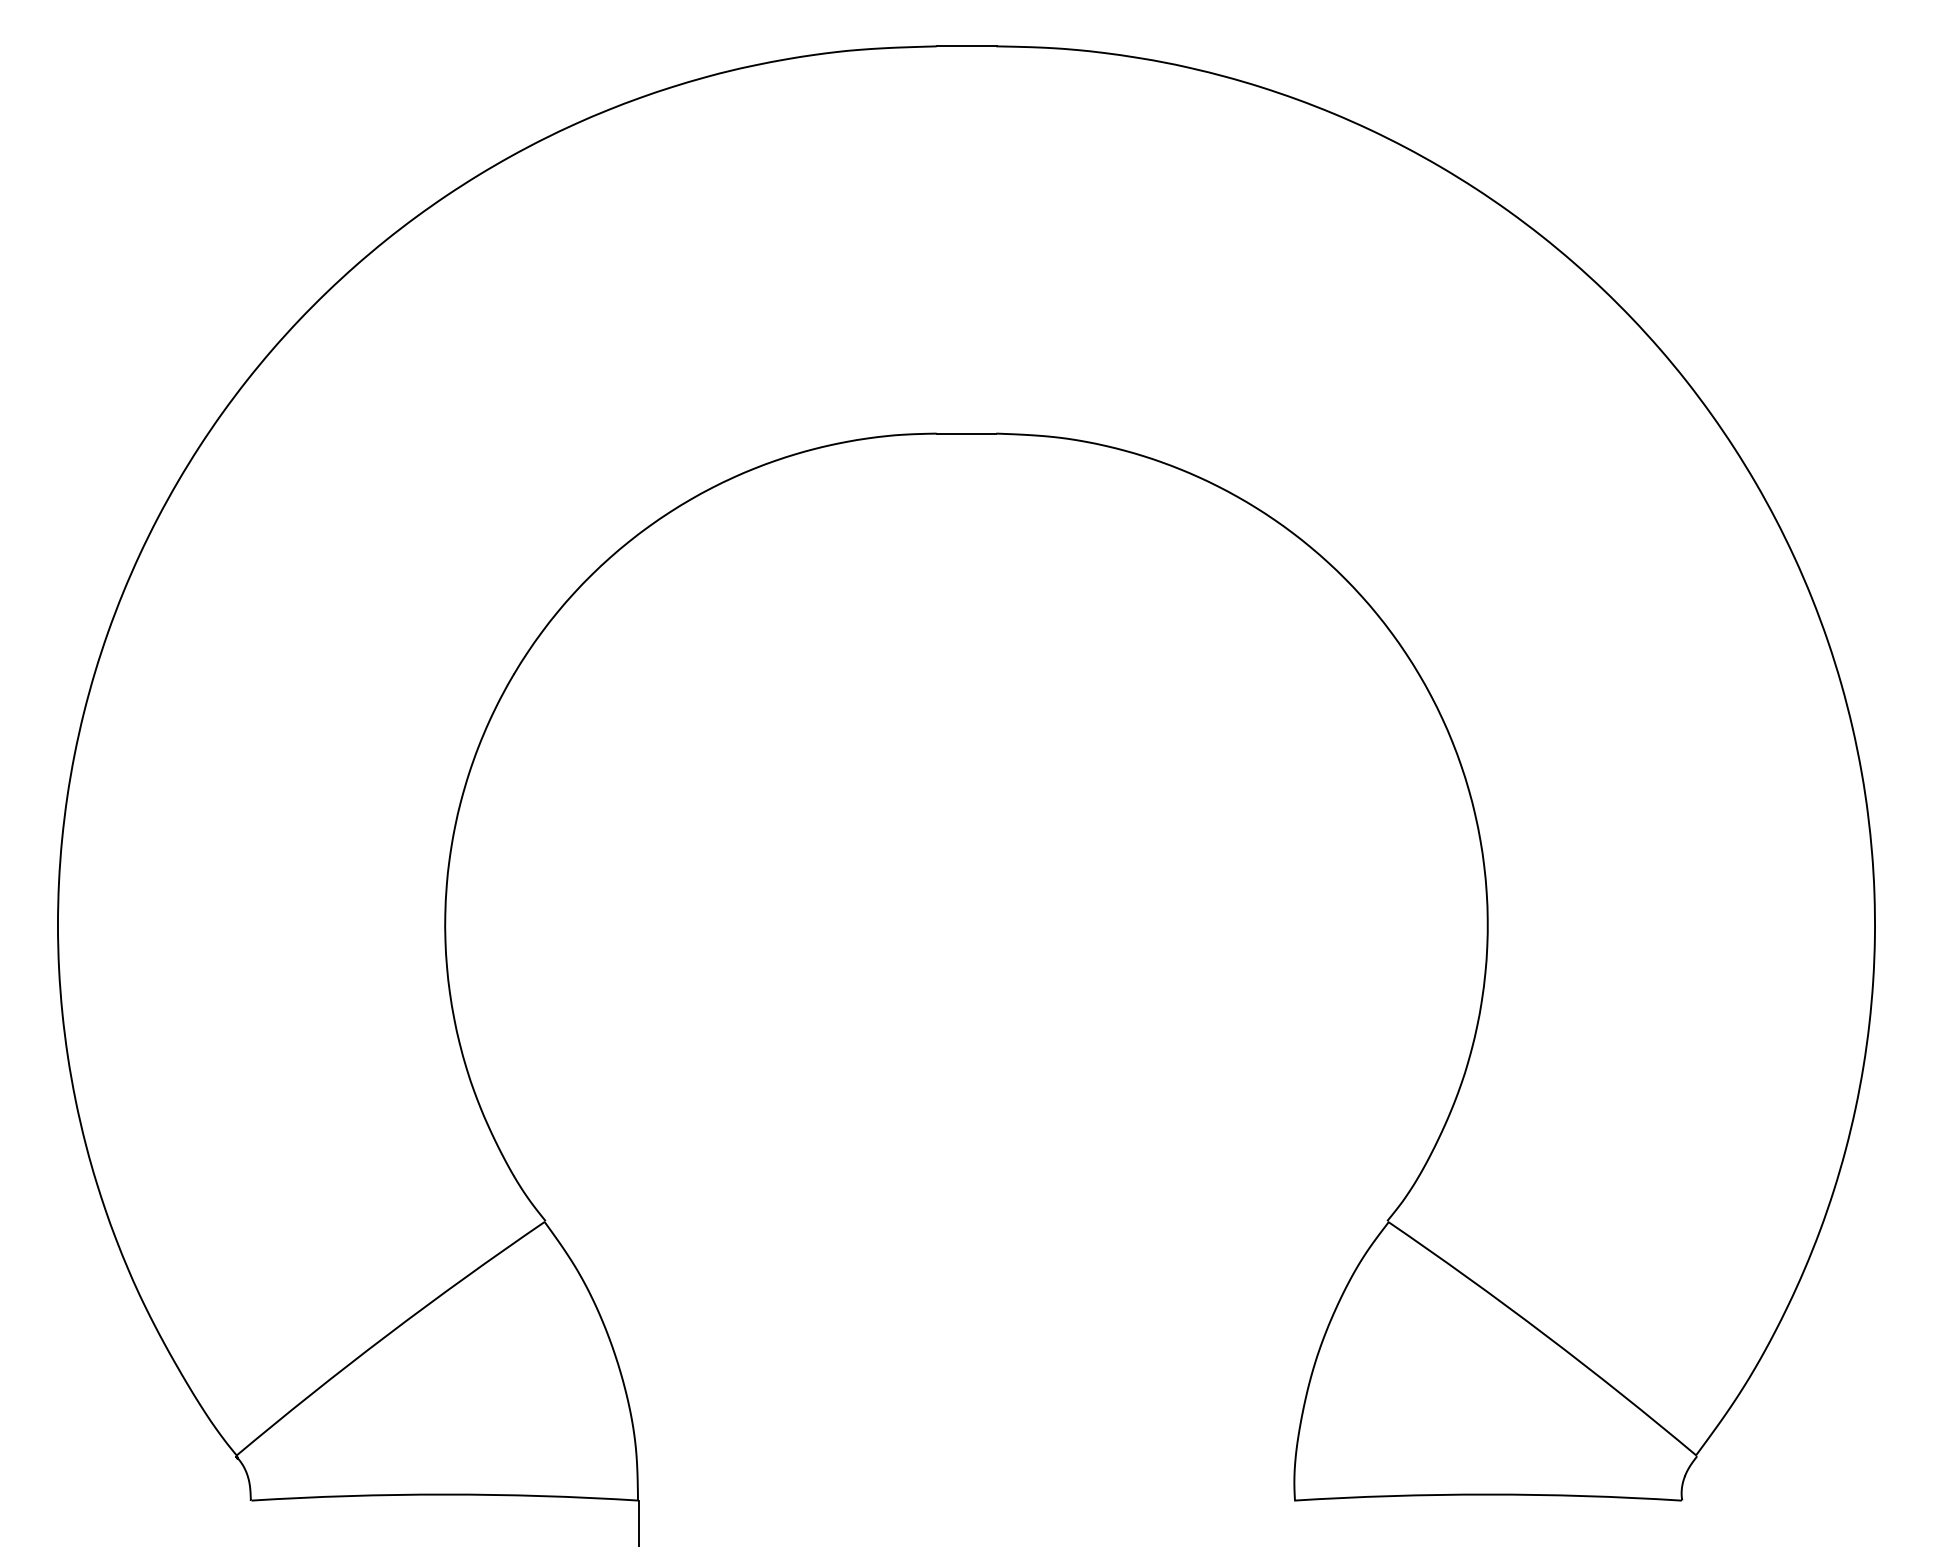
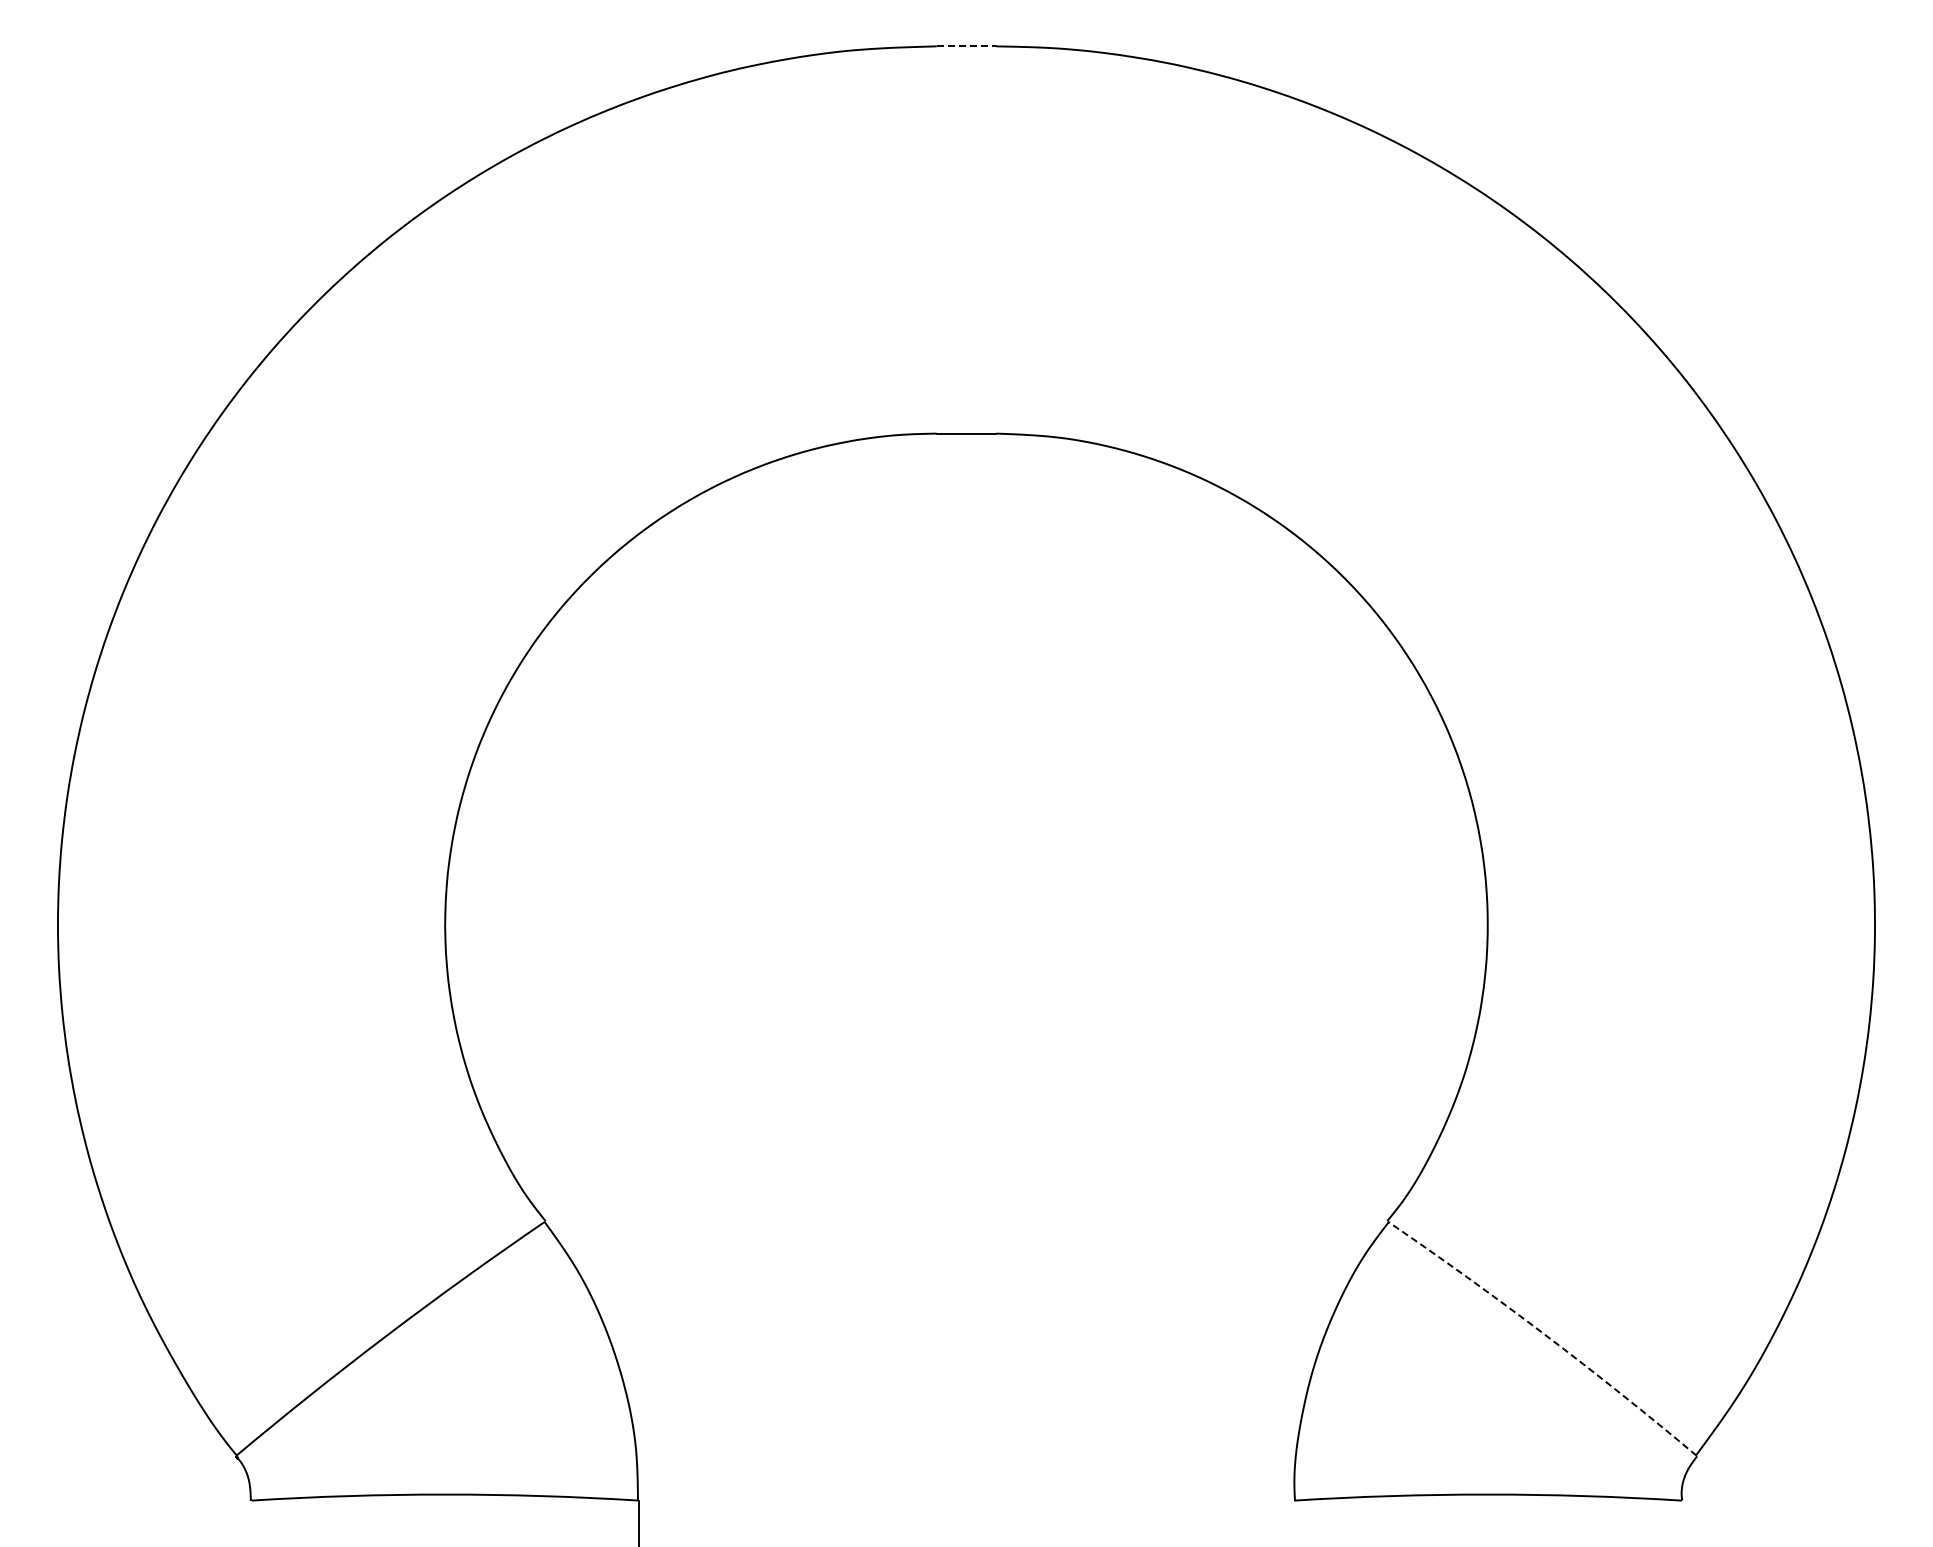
line: solid -> dashed (967, 46)
arc: solid -> dashed (1545, 1334)
